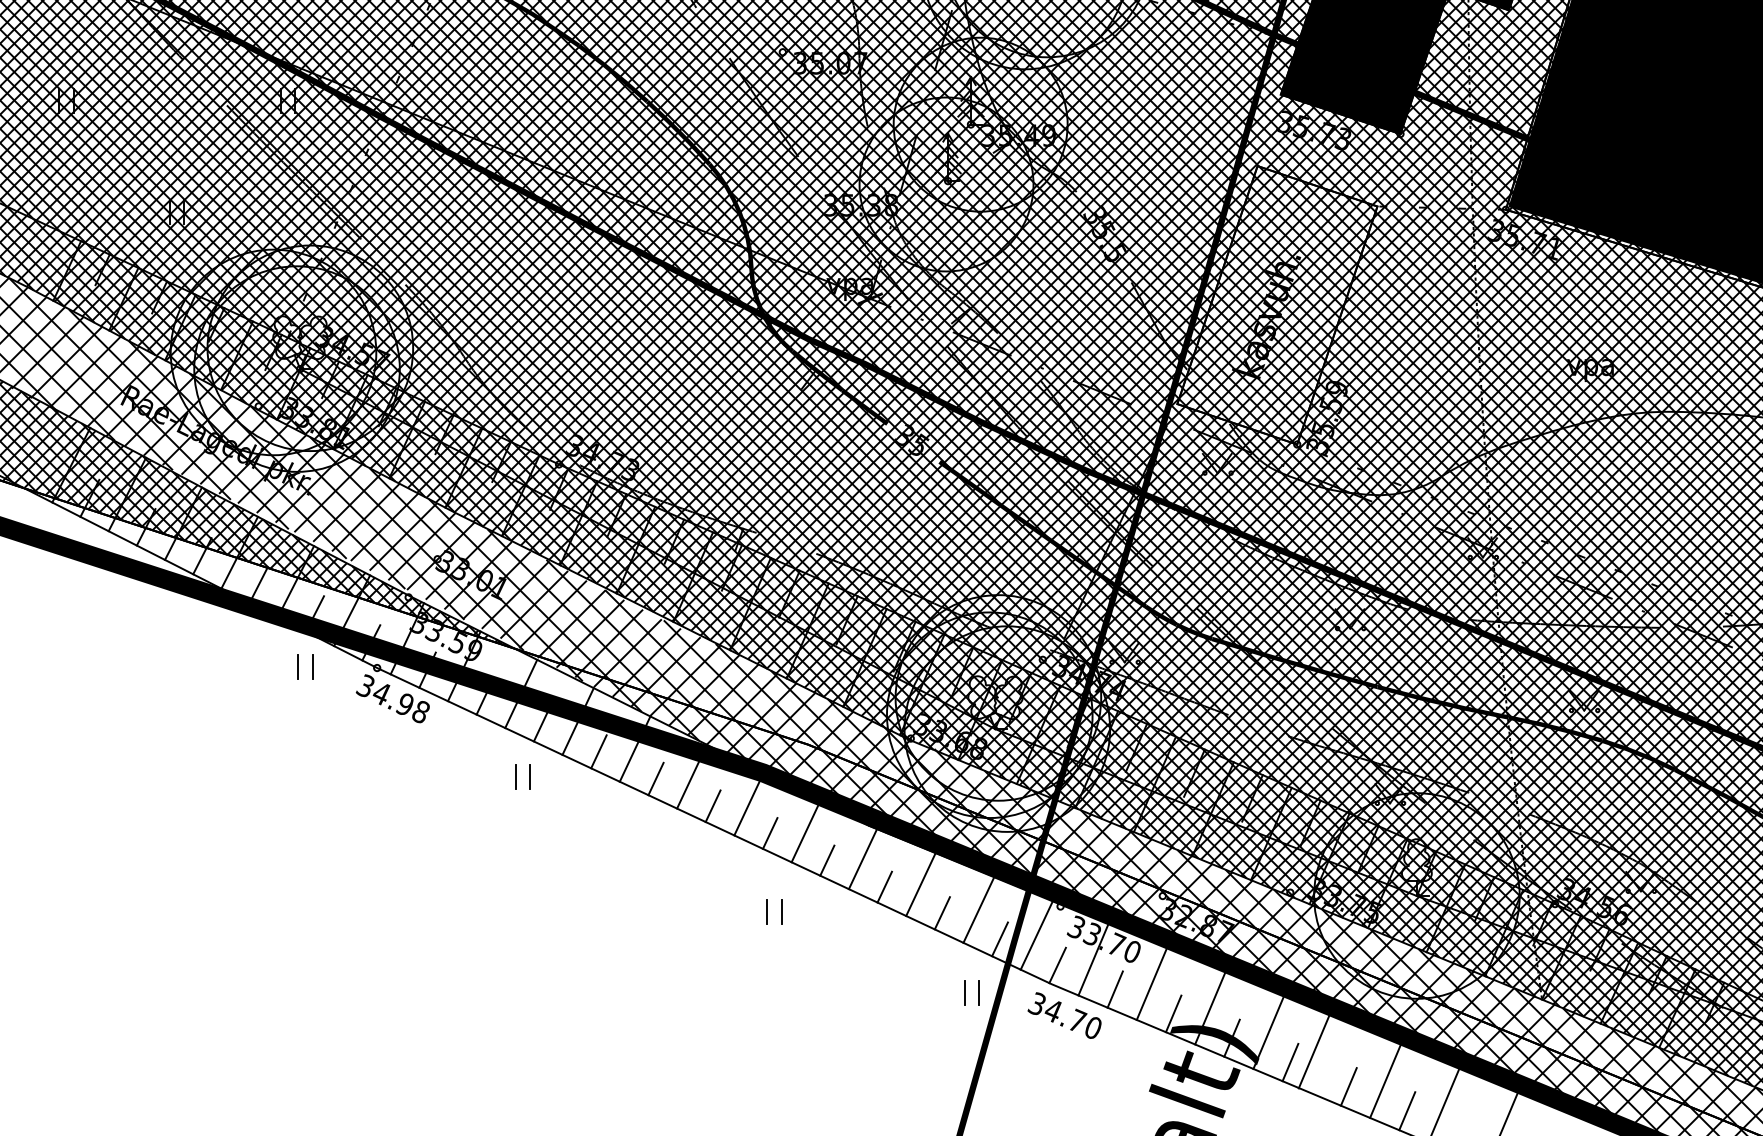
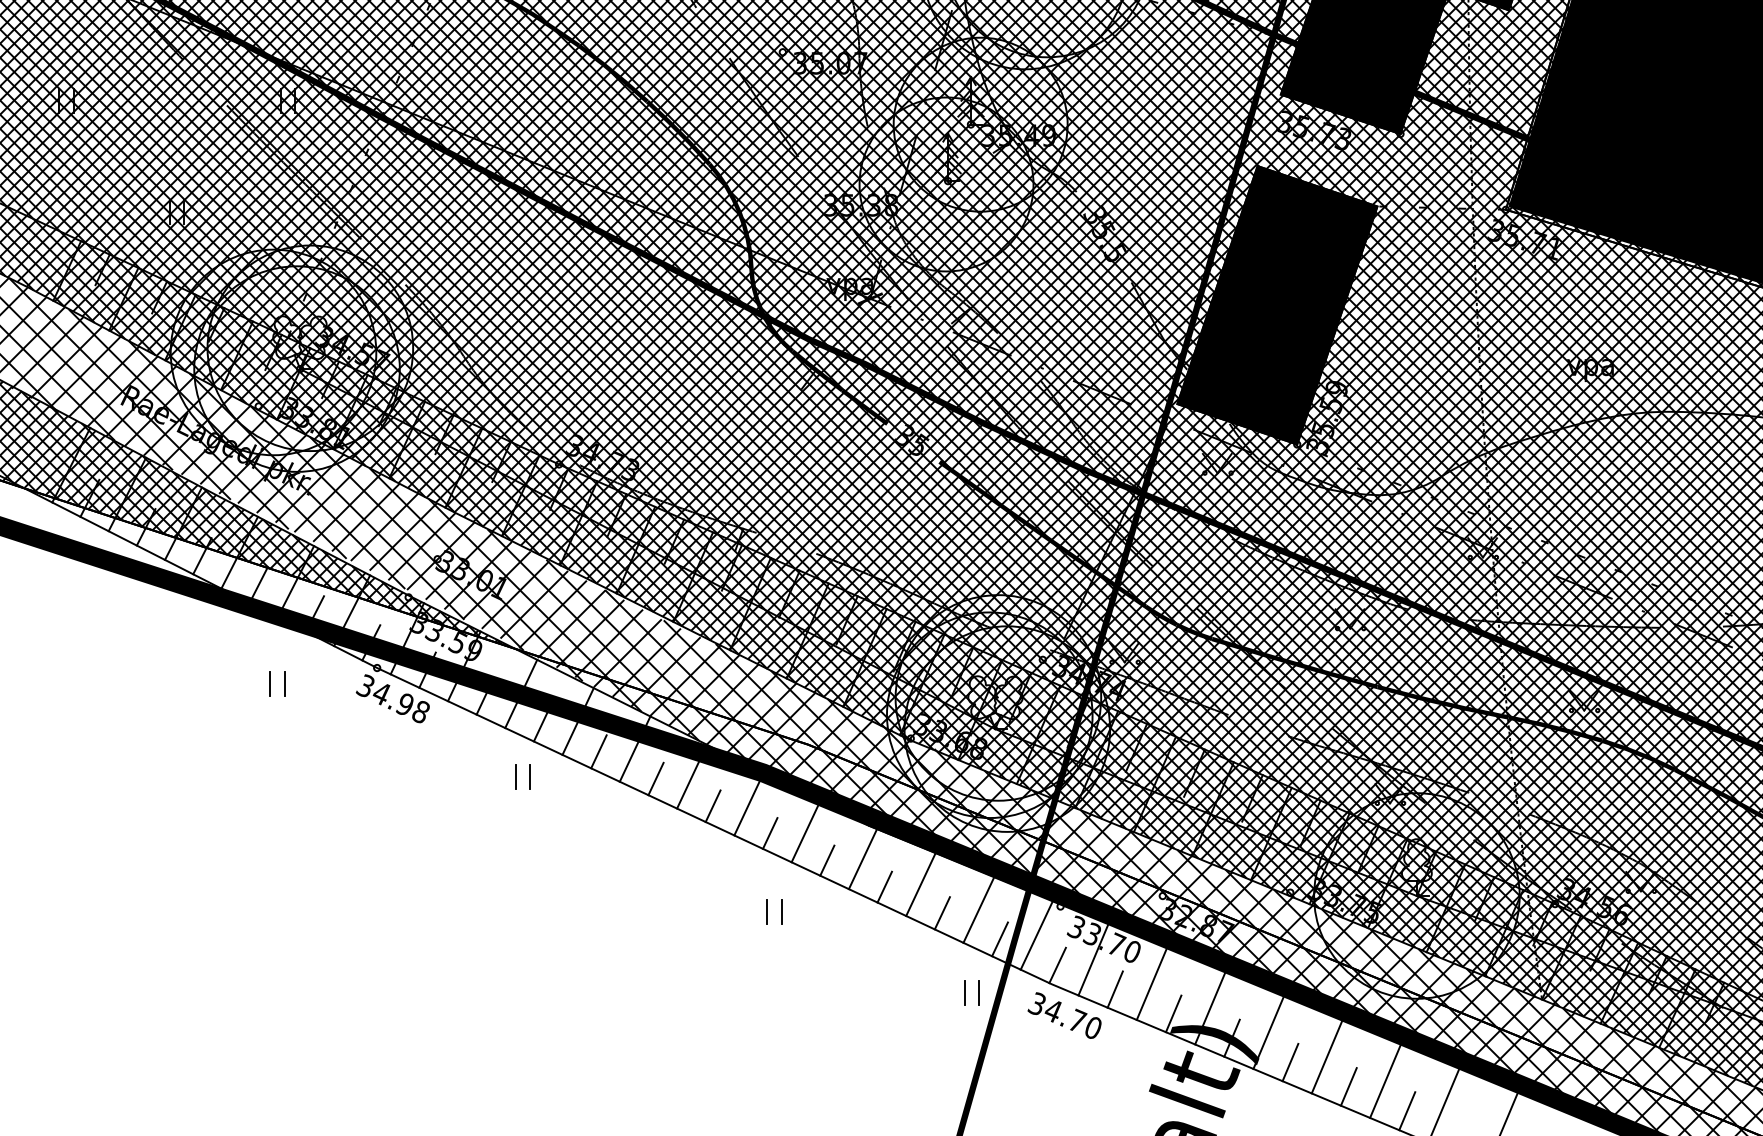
fill: none -> present (1277, 305)
part position: (298, 666) -> (270, 683) (270, 683)
line position: (1314, 1050) -> (1327, 1055) (1327, 1055)
